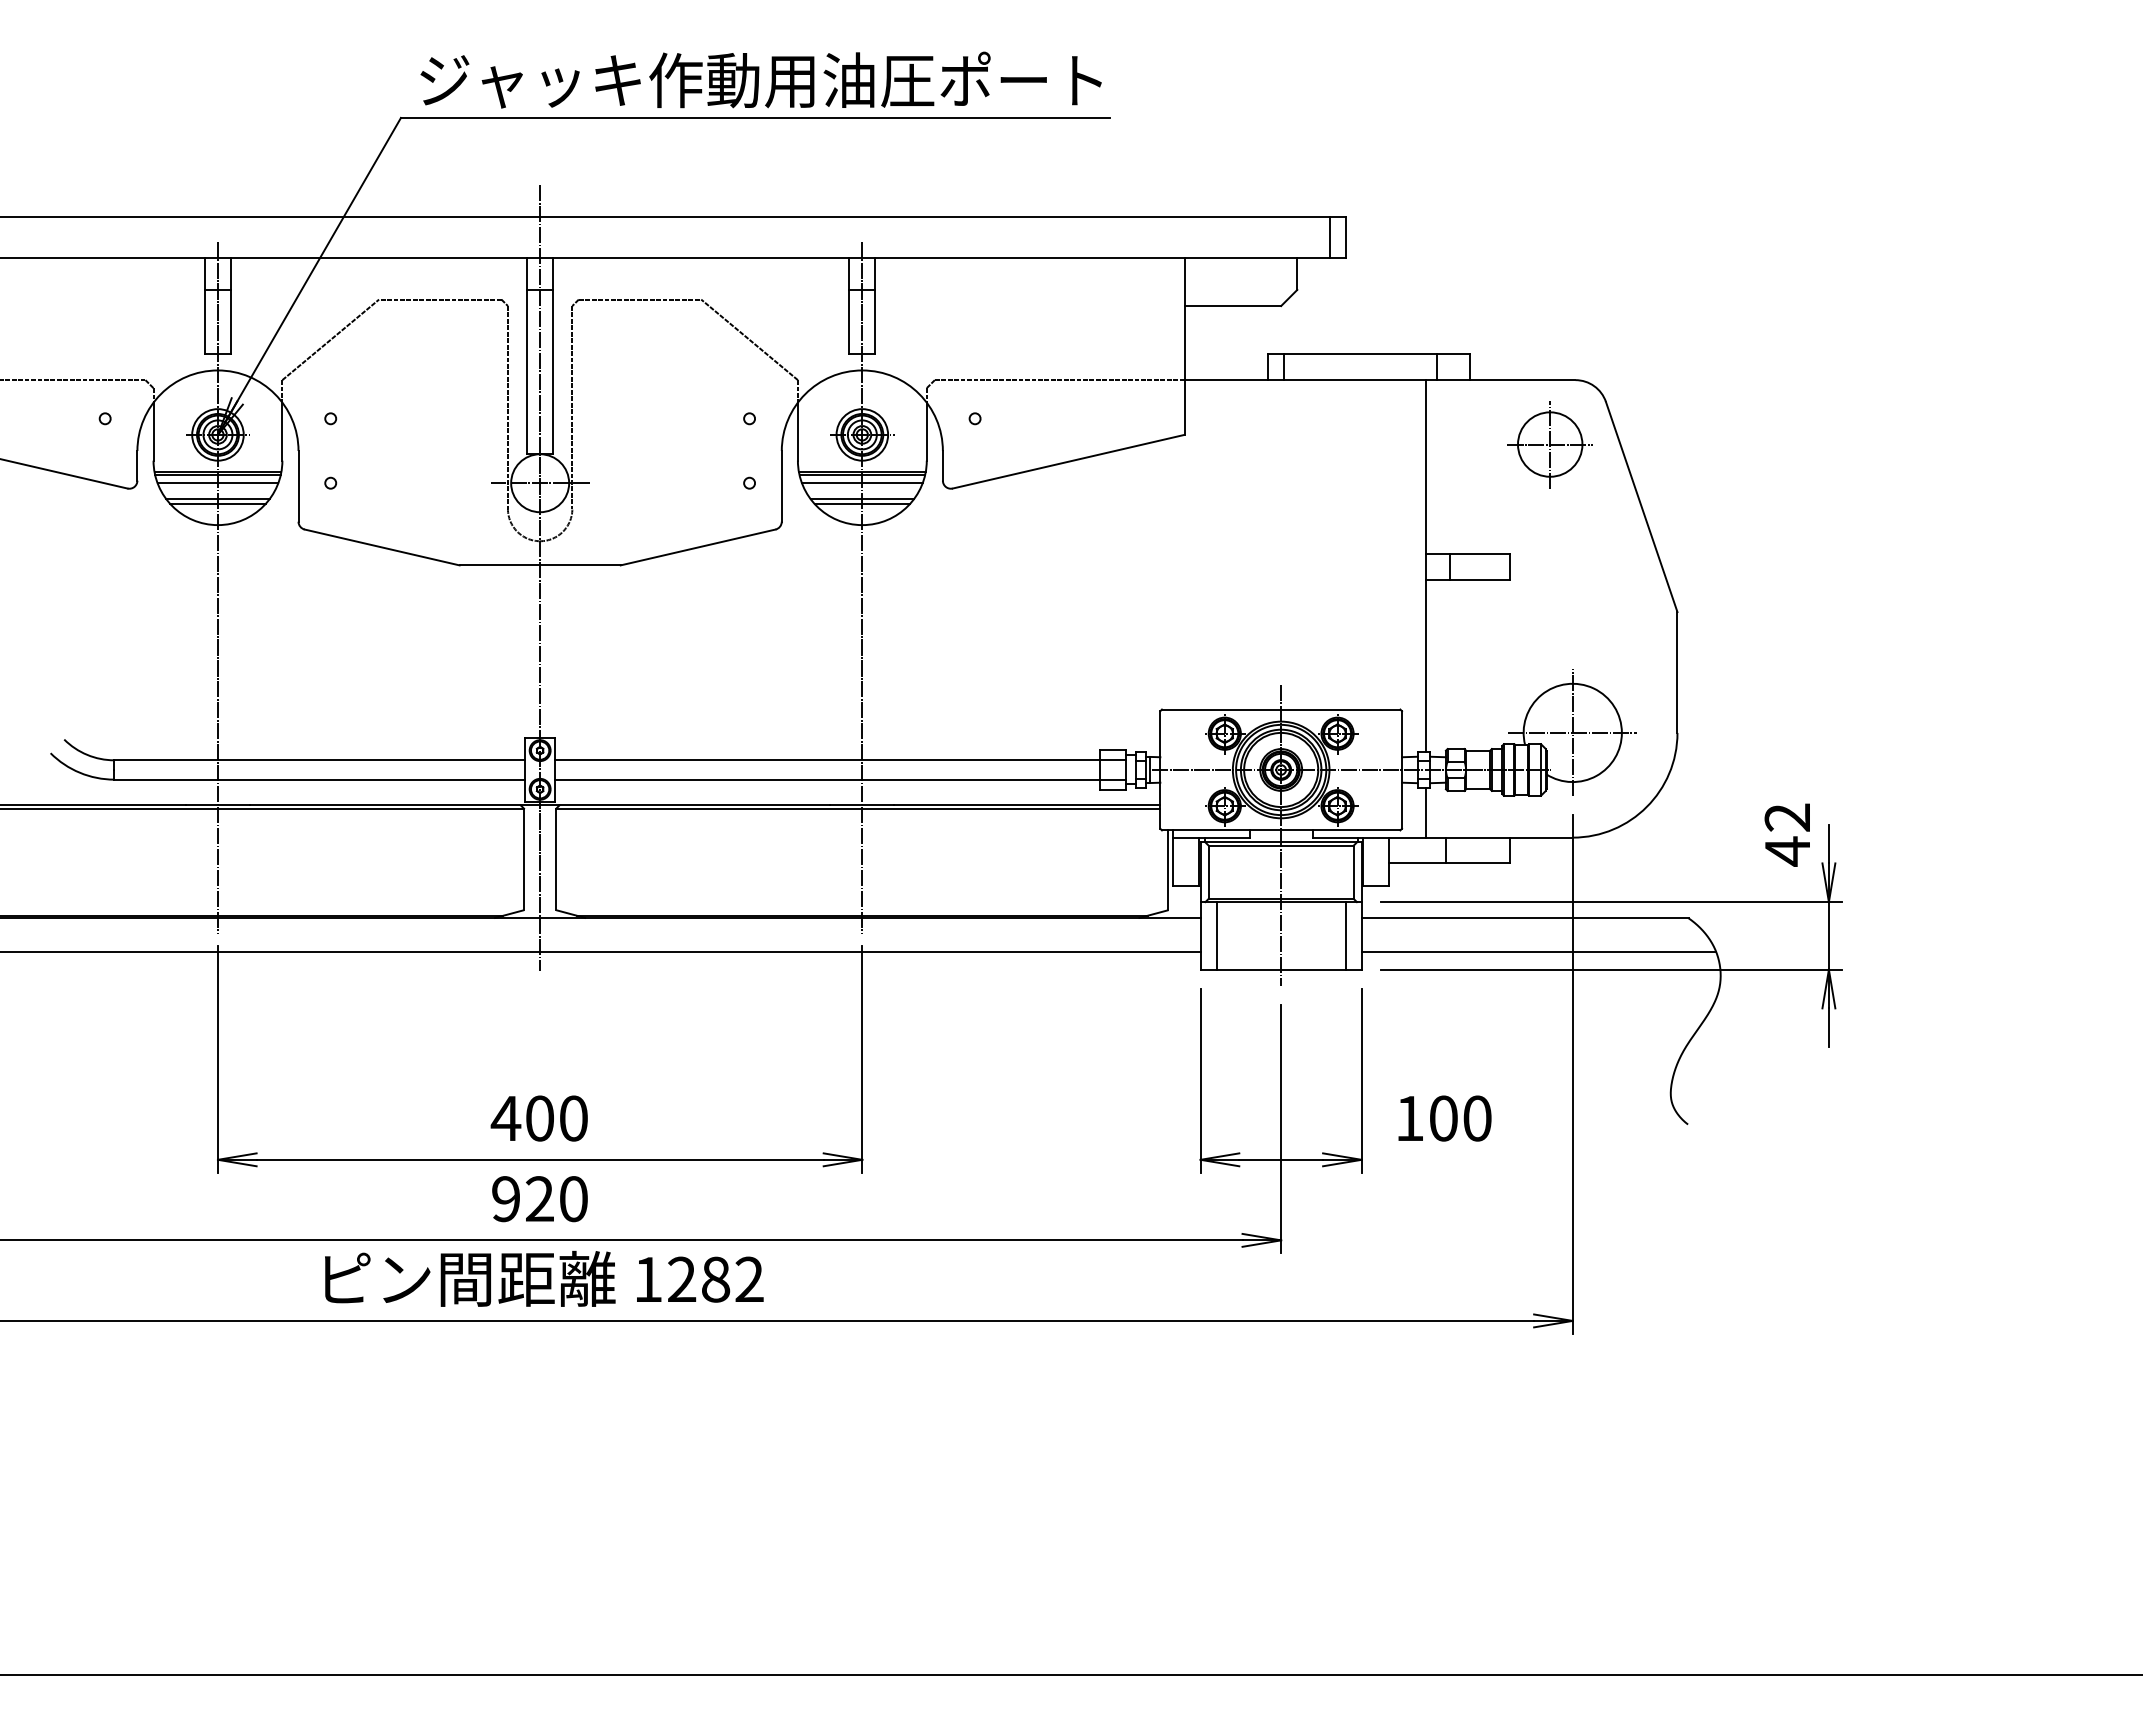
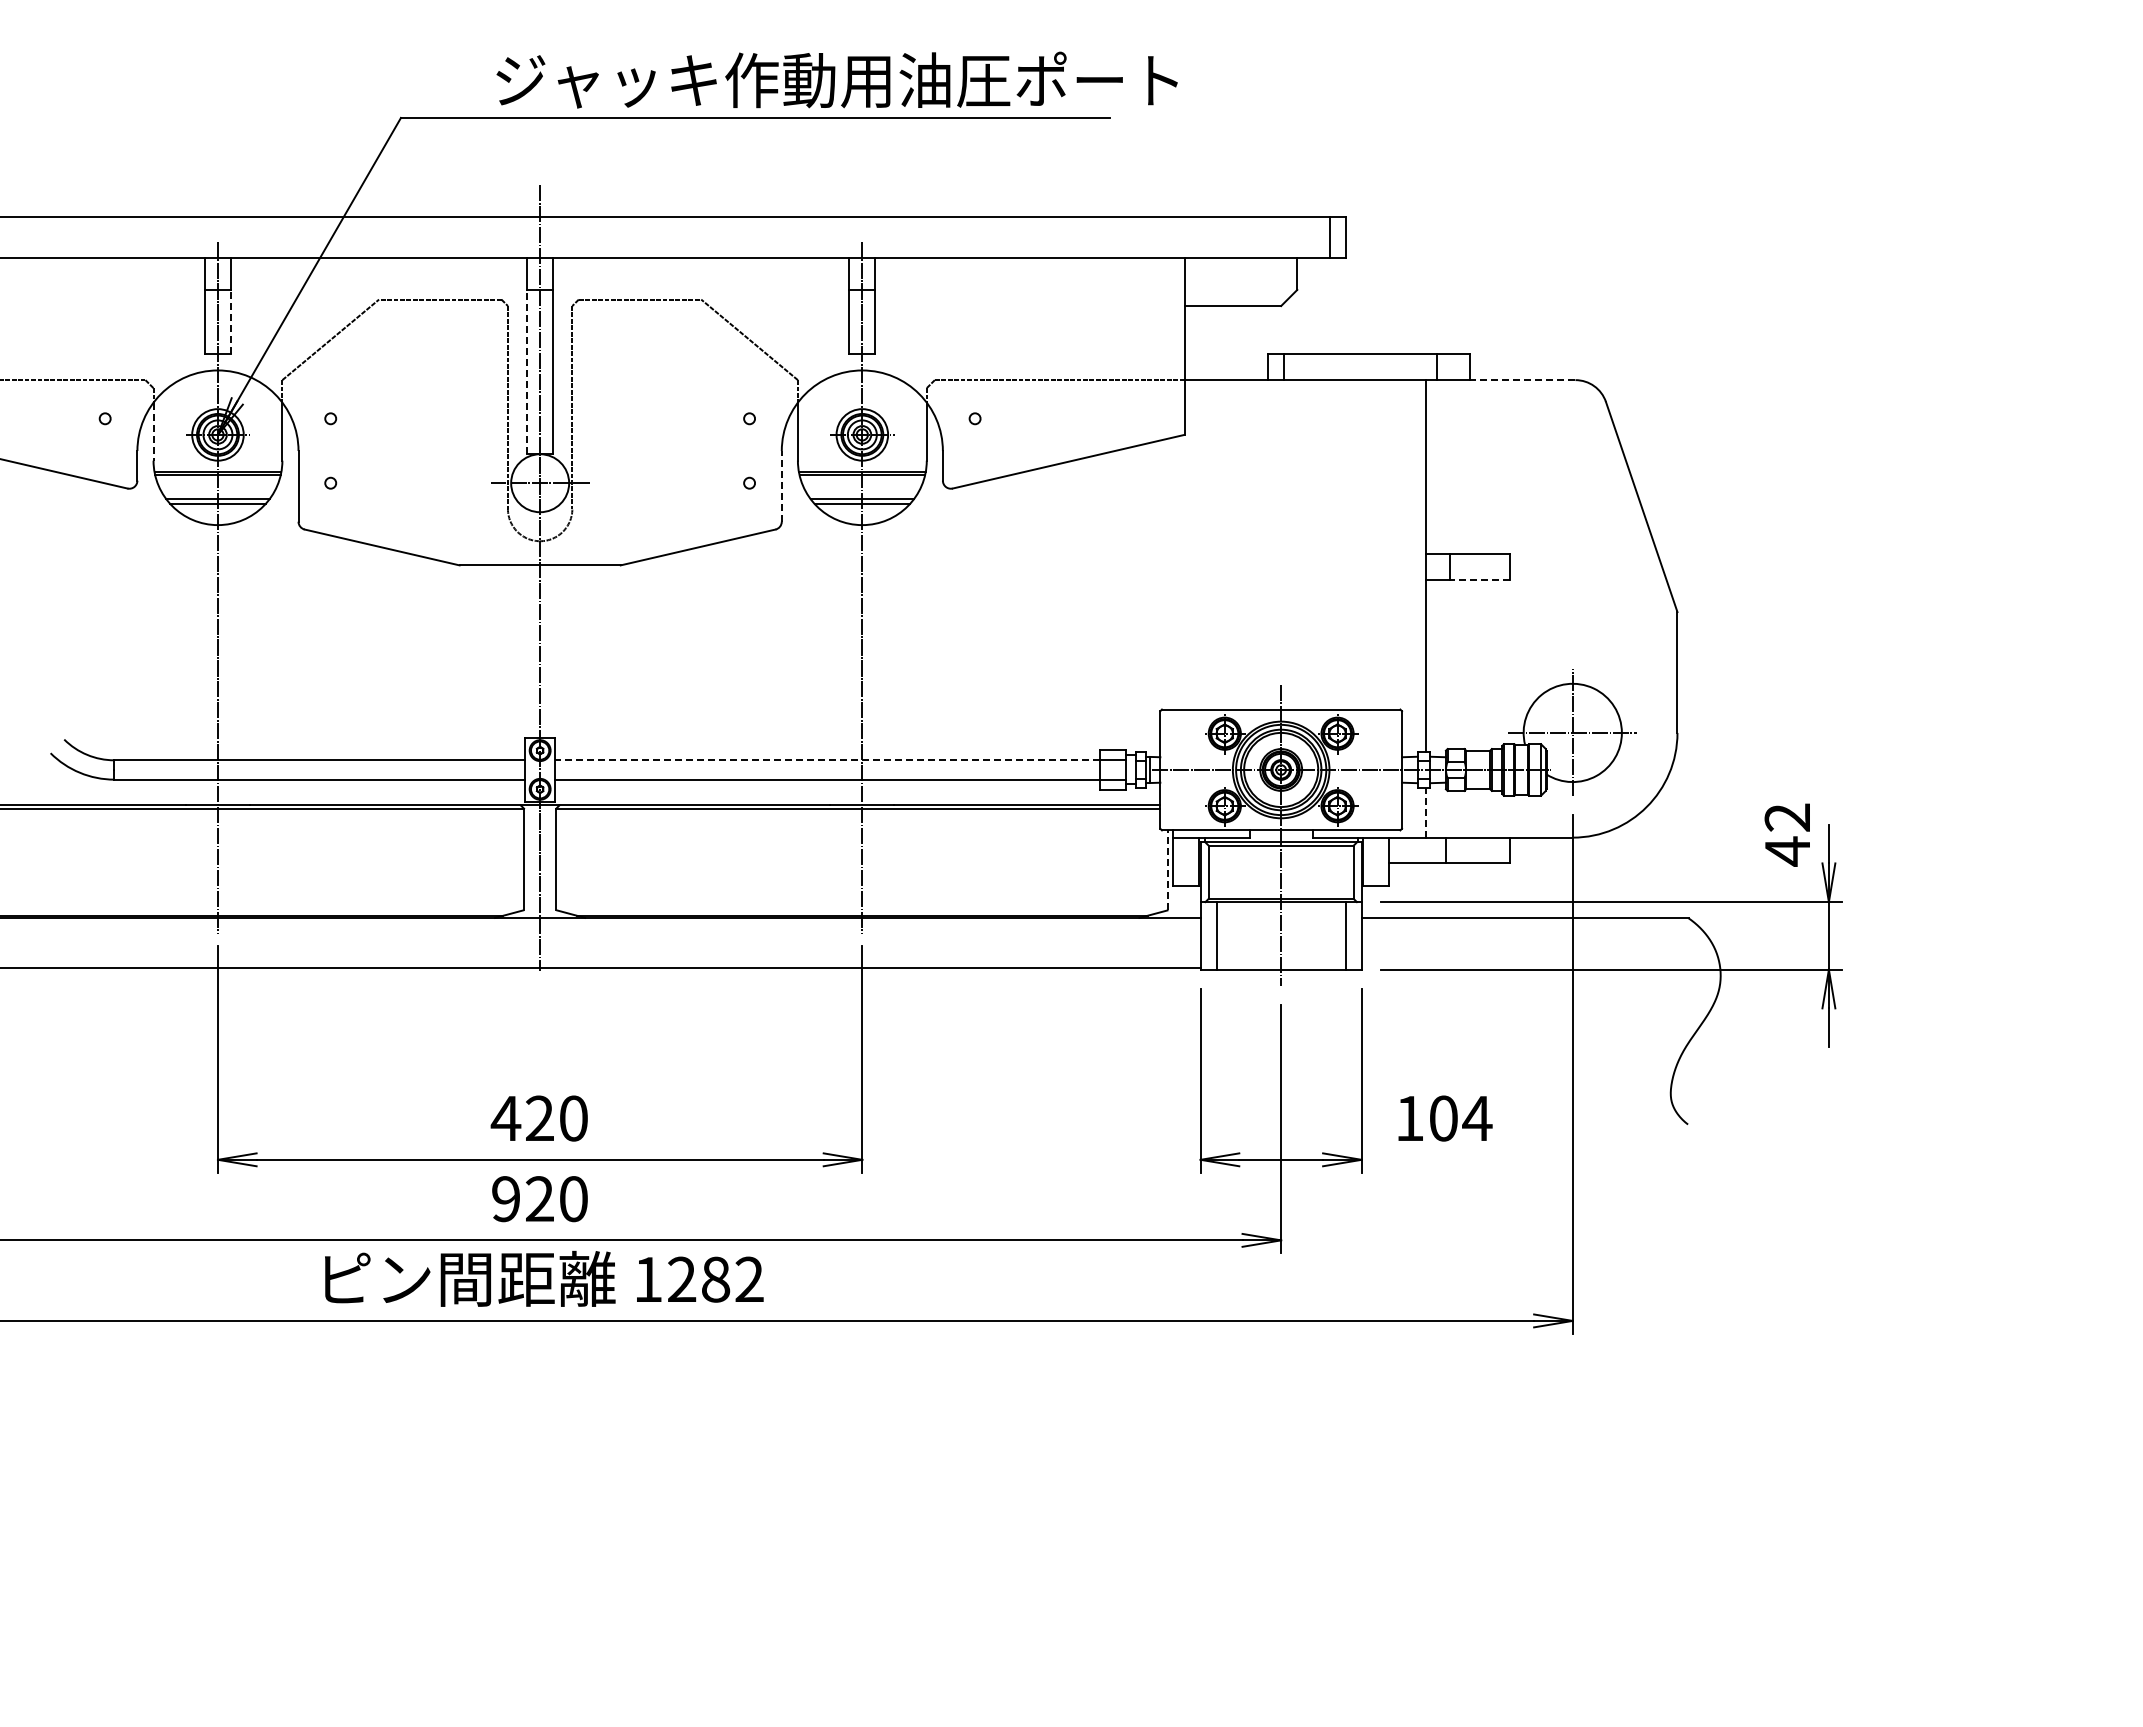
text position: (760, 79) -> (836, 79) (836, 79)
line: solid -> dashed (230, 321)
line: solid -> dashed (527, 371)
line: solid -> dashed (1522, 380)
line: solid -> dashed (153, 431)
part: present -> none (1549, 444)
line: present -> none (217, 483)
line: present -> none (861, 483)
line: solid -> dashed (781, 485)
line: solid -> dashed (1480, 579)
line: solid -> dashed (827, 760)
line: solid -> dashed (1426, 812)
line: solid -> dashed (1168, 870)
line position: (601, 952) -> (601, 968) (601, 968)
line: present -> none (1538, 952)
text: 400 -> 420 (539, 1118)
text: 100 -> 104 (1477, 1118)
line: present -> none (1070, 1675)
